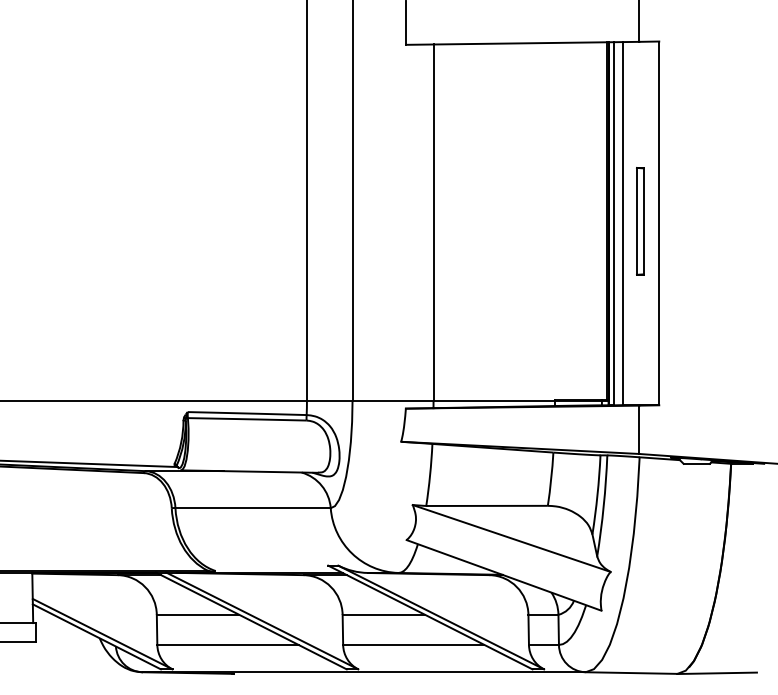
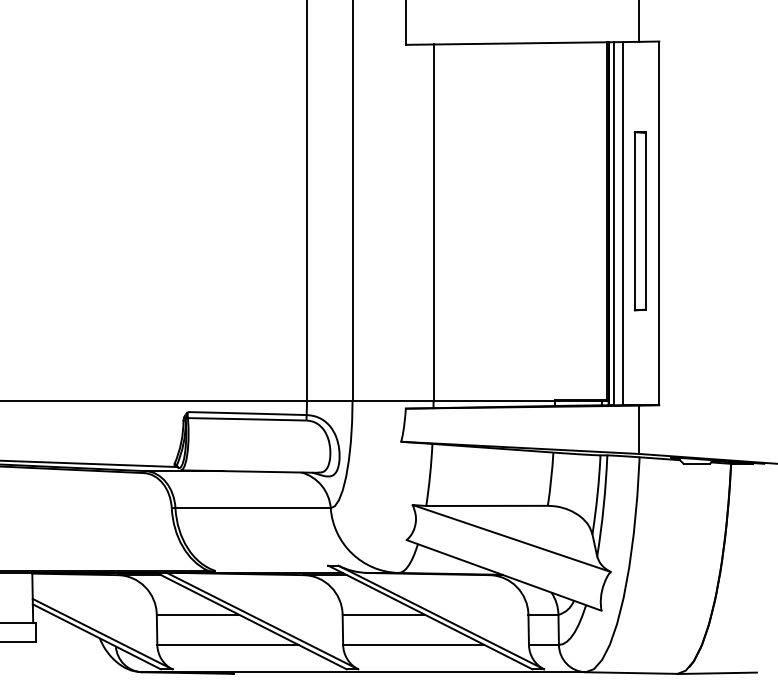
part size: 9x109 px -> 14x181 px (639, 221)
